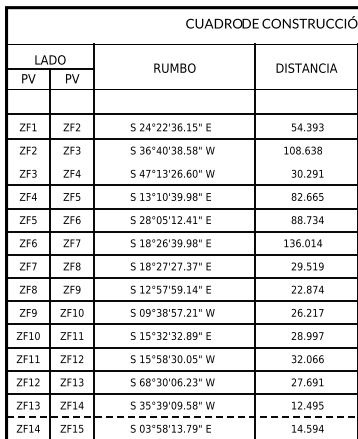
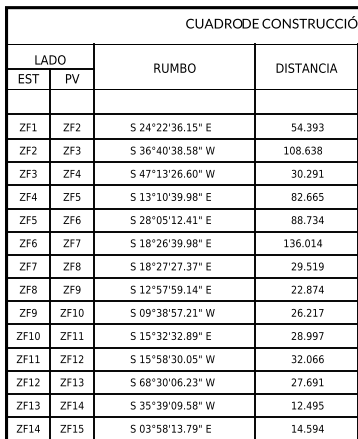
text: PV -> EST (28, 78)
line: none -> present (180, 162)
line: dashed -> solid (182, 417)
